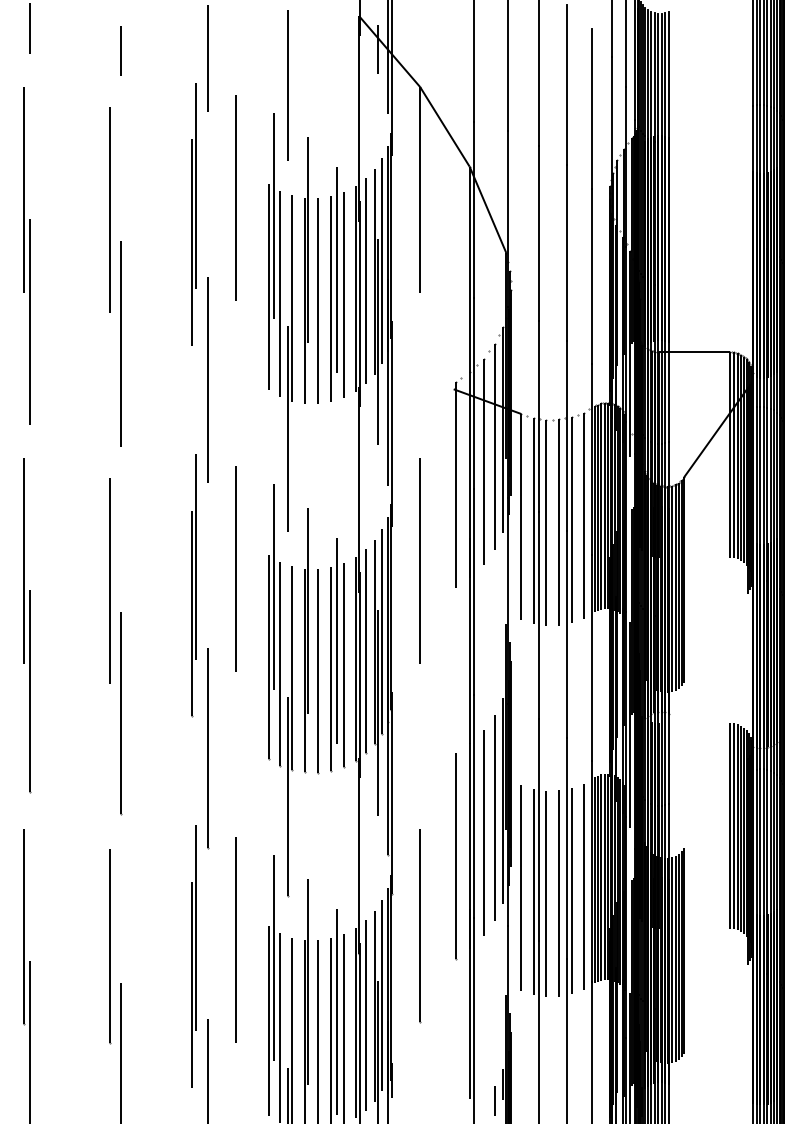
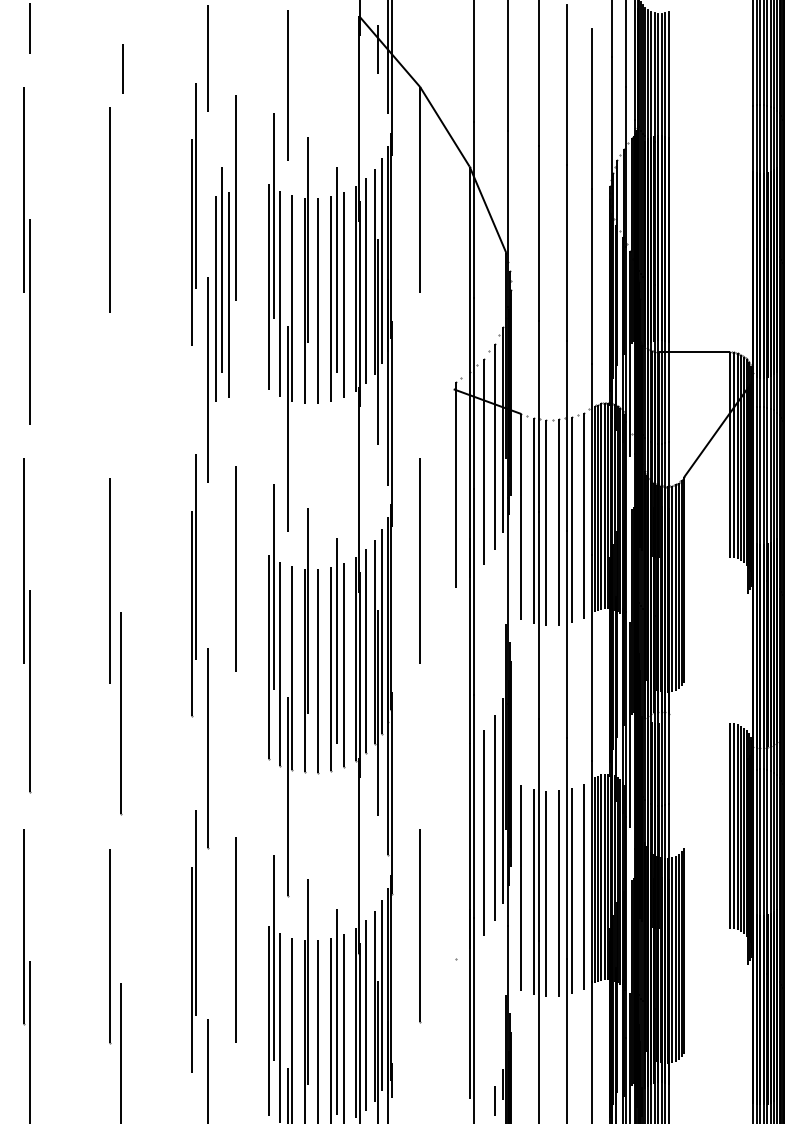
line position: (120, 50) -> (122, 68) (122, 68)
part: none -> present (222, 284)
line: present -> none (120, 343)
line: present -> none (455, 855)
part position: (193, 956) -> (193, 941) (193, 941)
